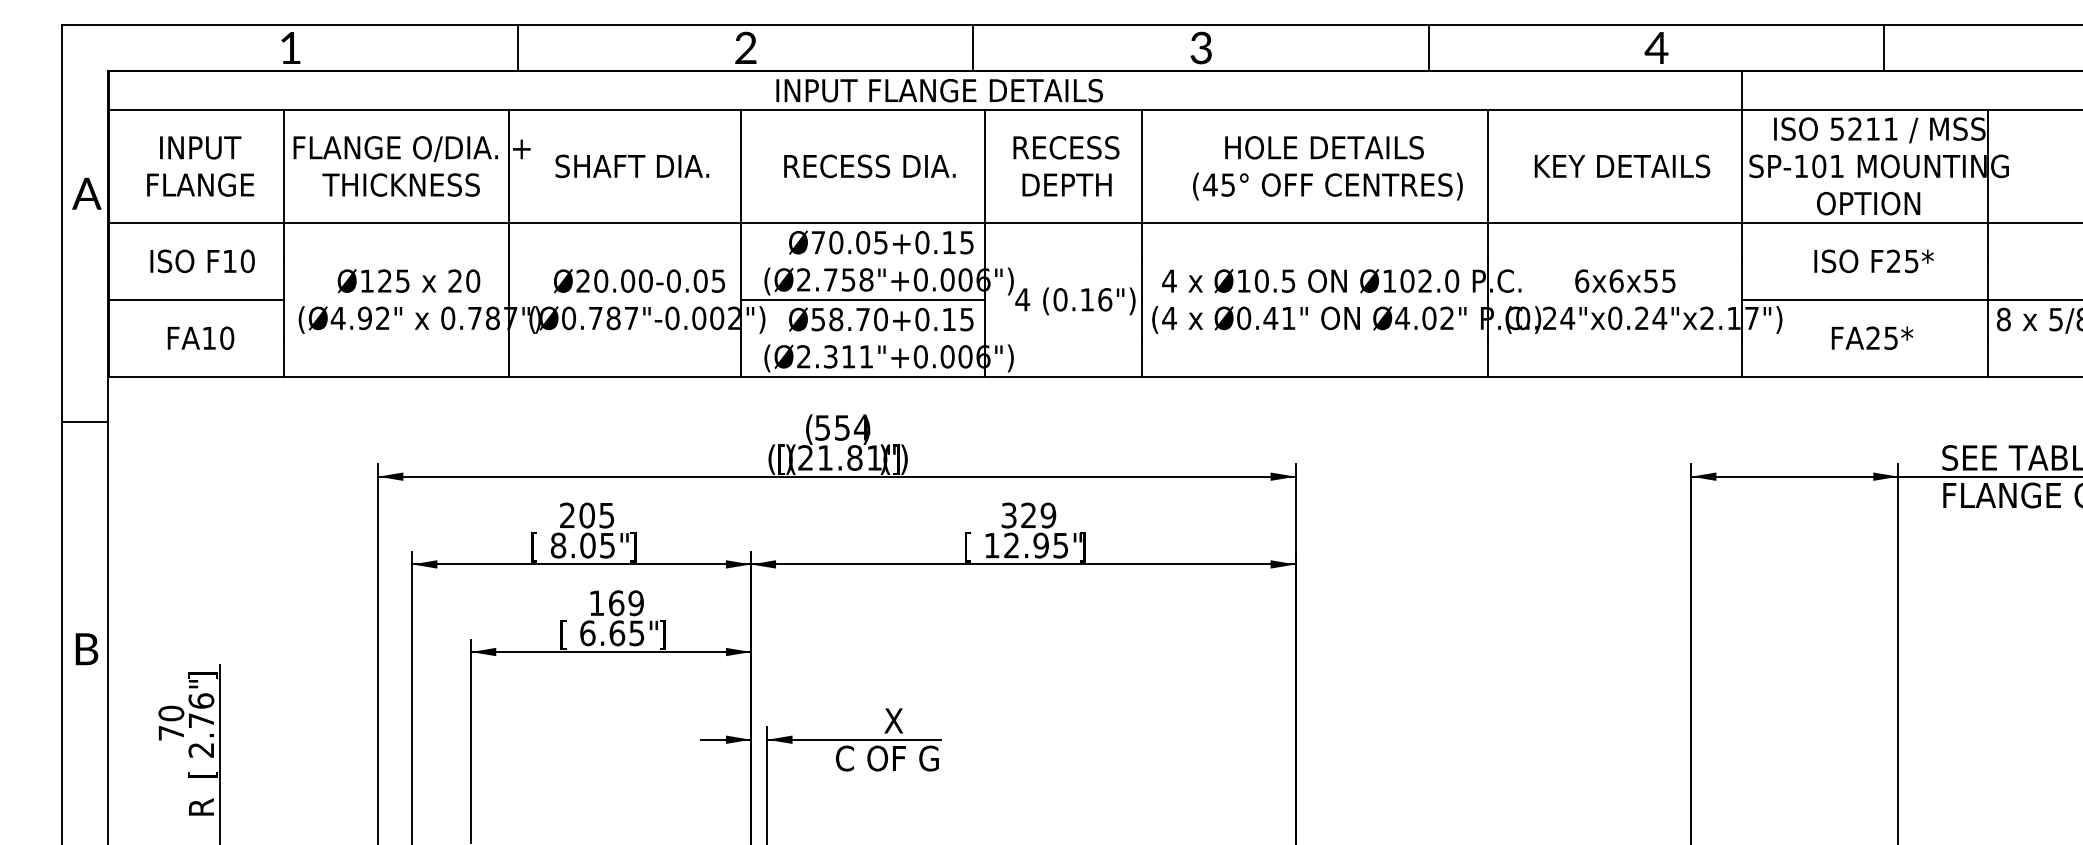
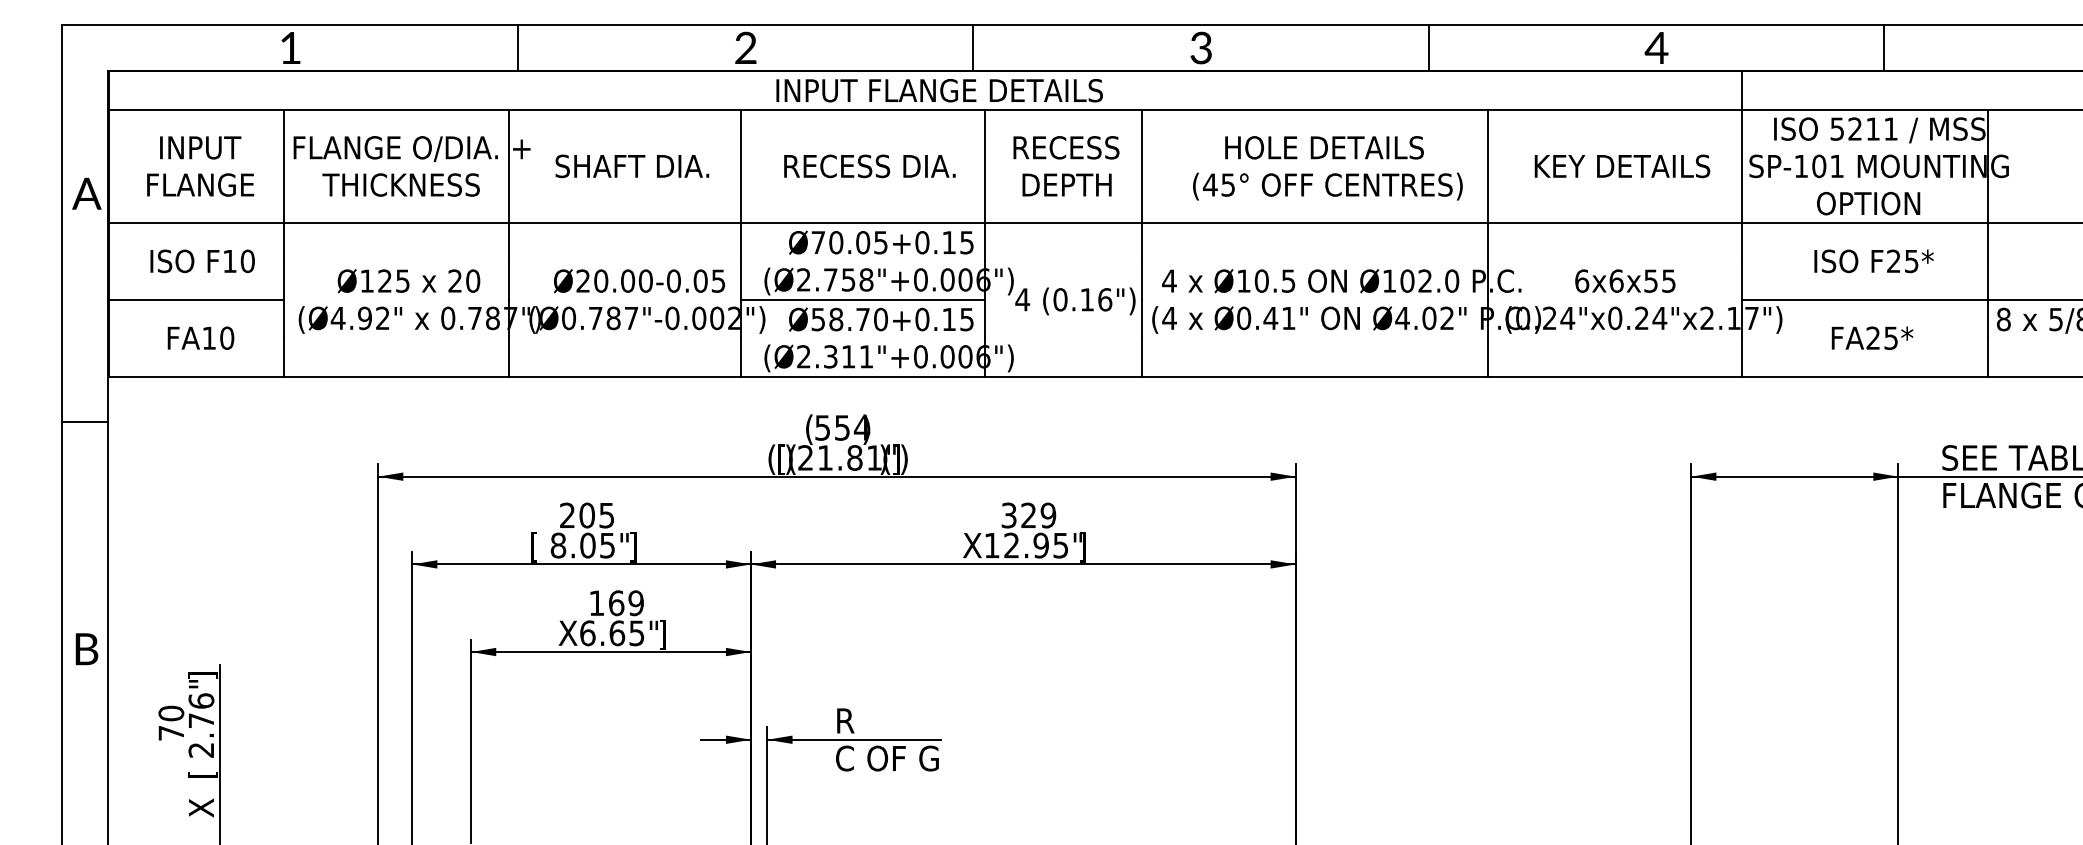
text: [ -> X (972, 547)
text: [ -> X (567, 634)
text: X -> R (870, 720)
text: R -> X (201, 807)
